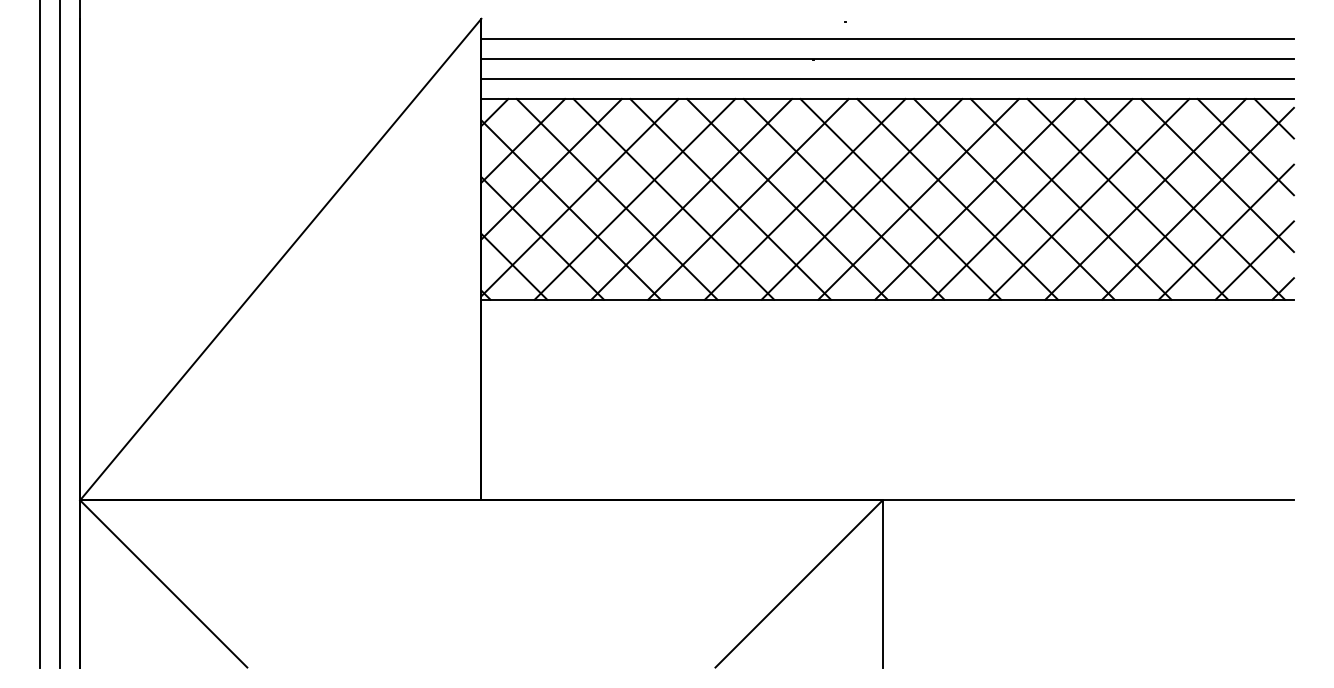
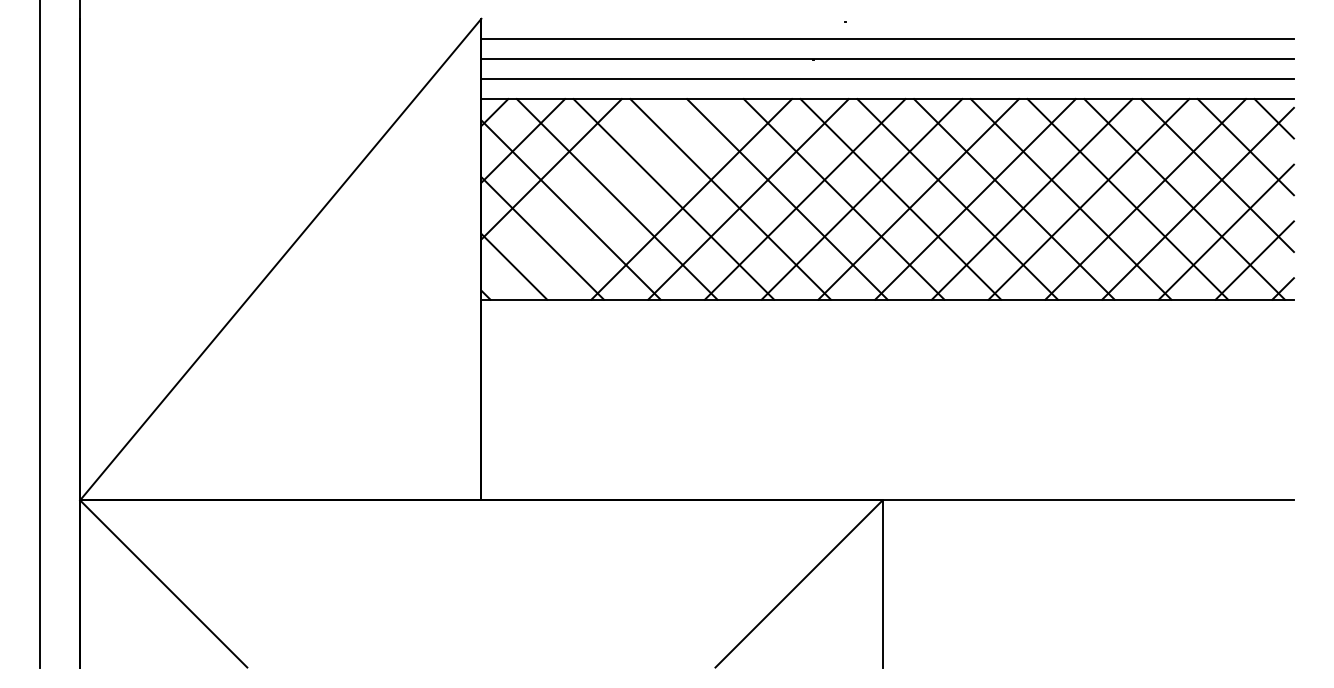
line: present -> none (579, 197)
line: present -> none (634, 199)
line: present -> none (60, 334)
